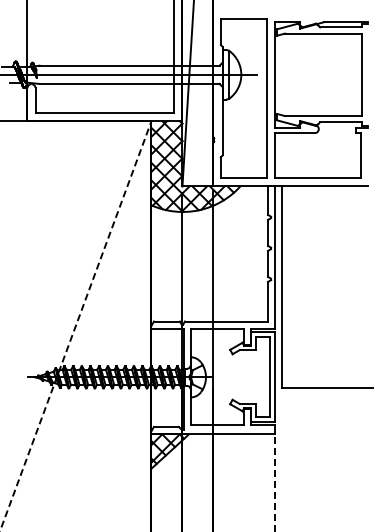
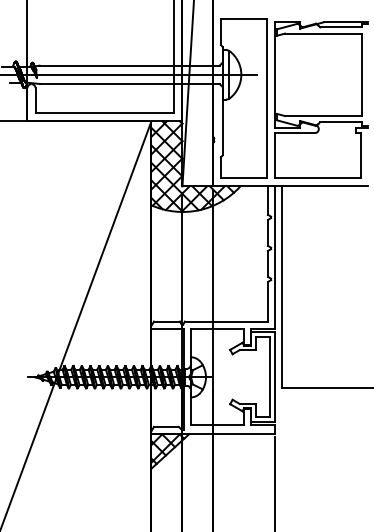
line: dashed -> solid (75, 325)
line: dashed -> solid (275, 484)
